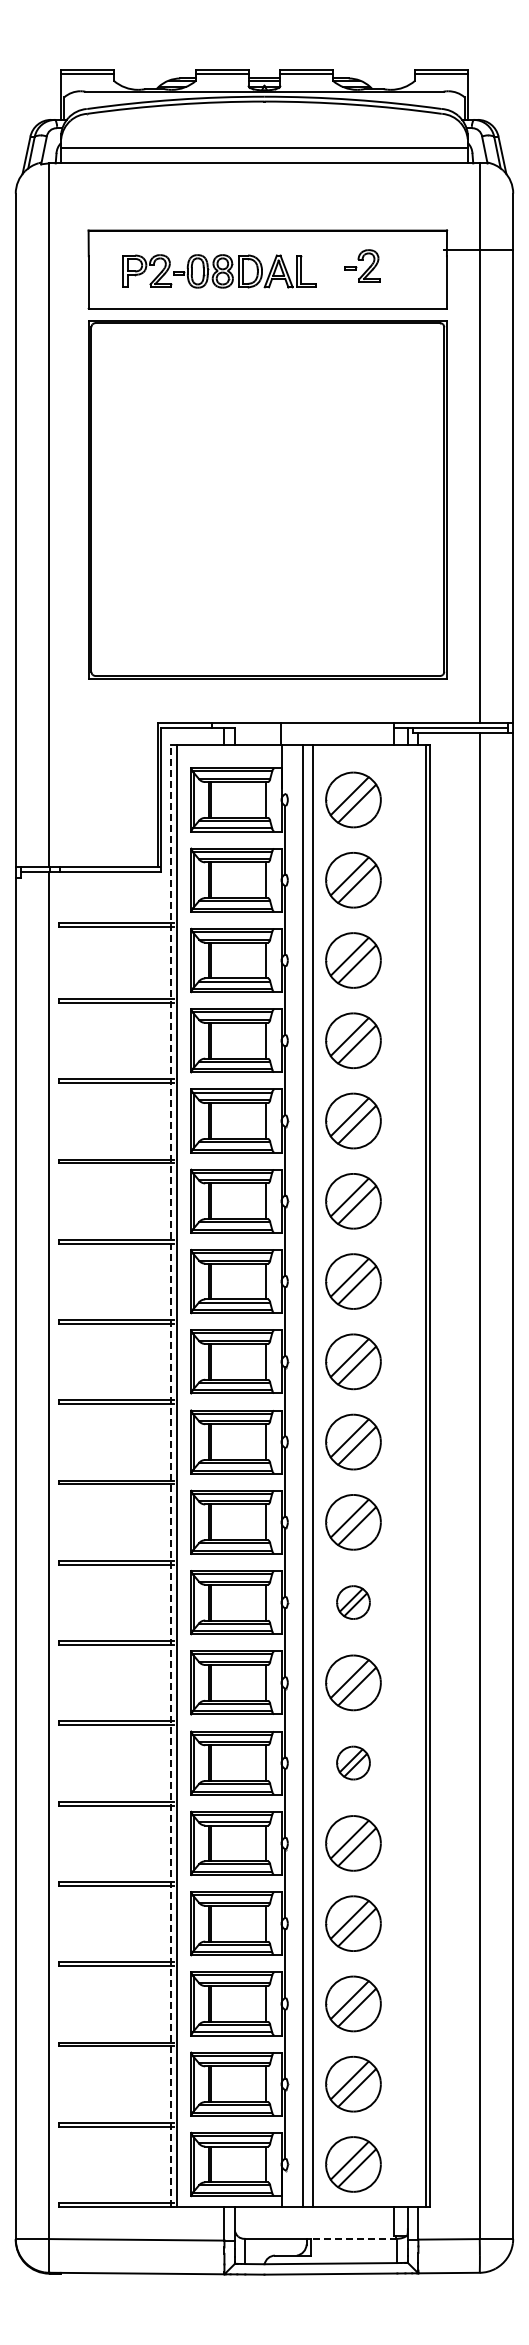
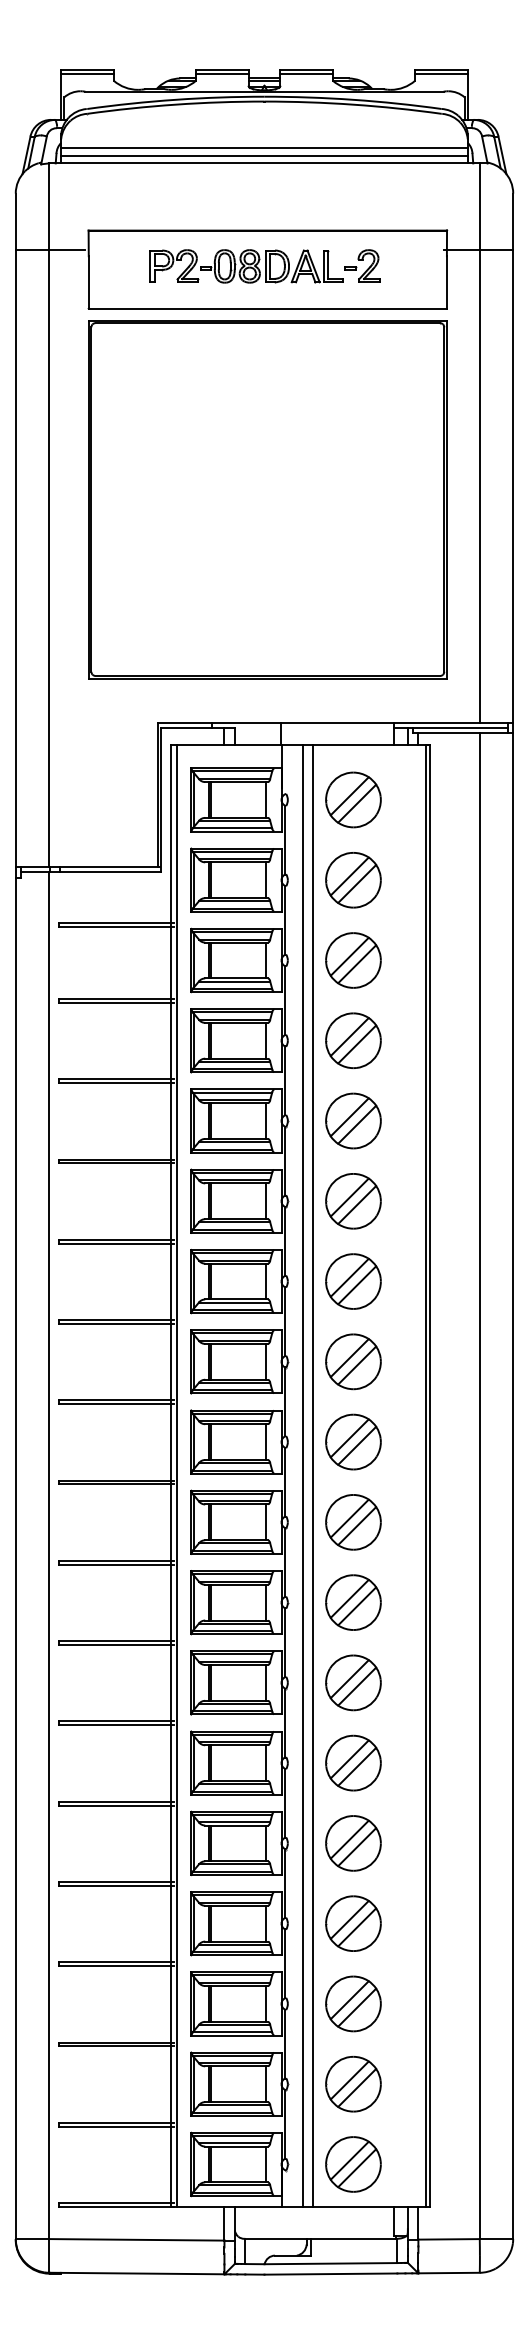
line: none -> present (264, 156)
line: none -> present (50, 250)
part position: (219, 271) -> (246, 266) (246, 266)
line: dashed -> solid (171, 1476)
part size: 35x35 px -> 57x57 px (353, 1602)
part size: 35x36 px -> 57x58 px (353, 1762)
line: dashed -> solid (353, 2238)
